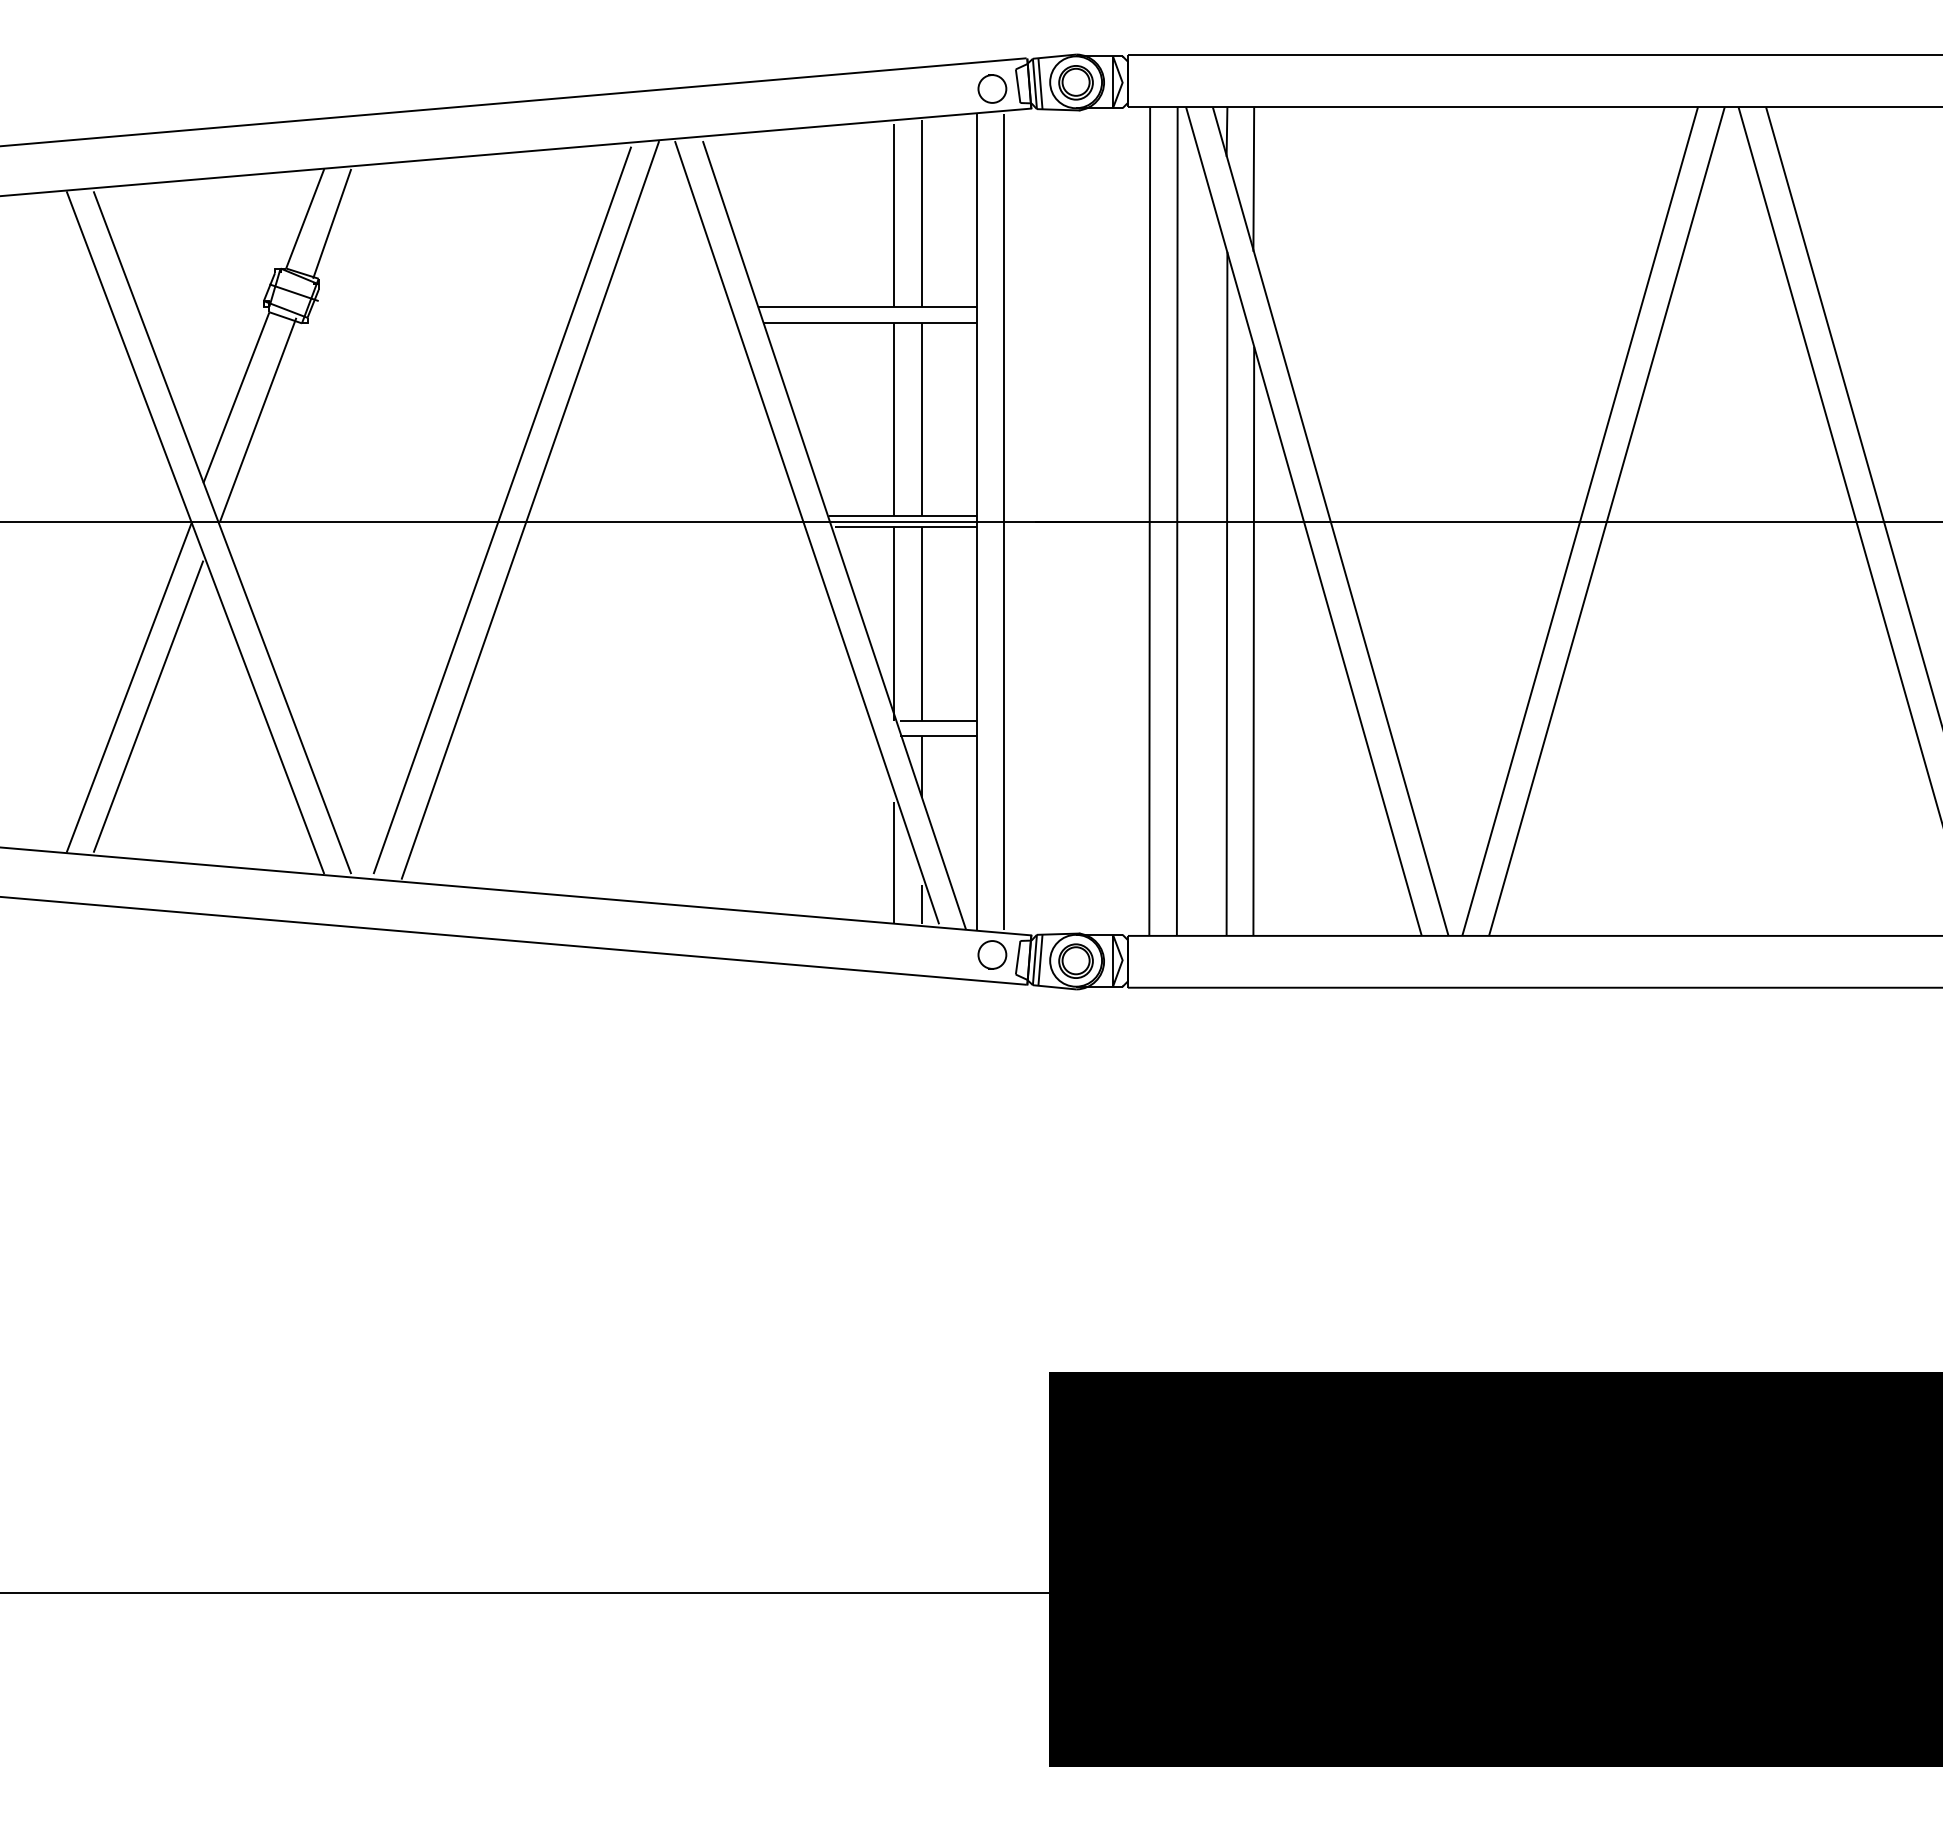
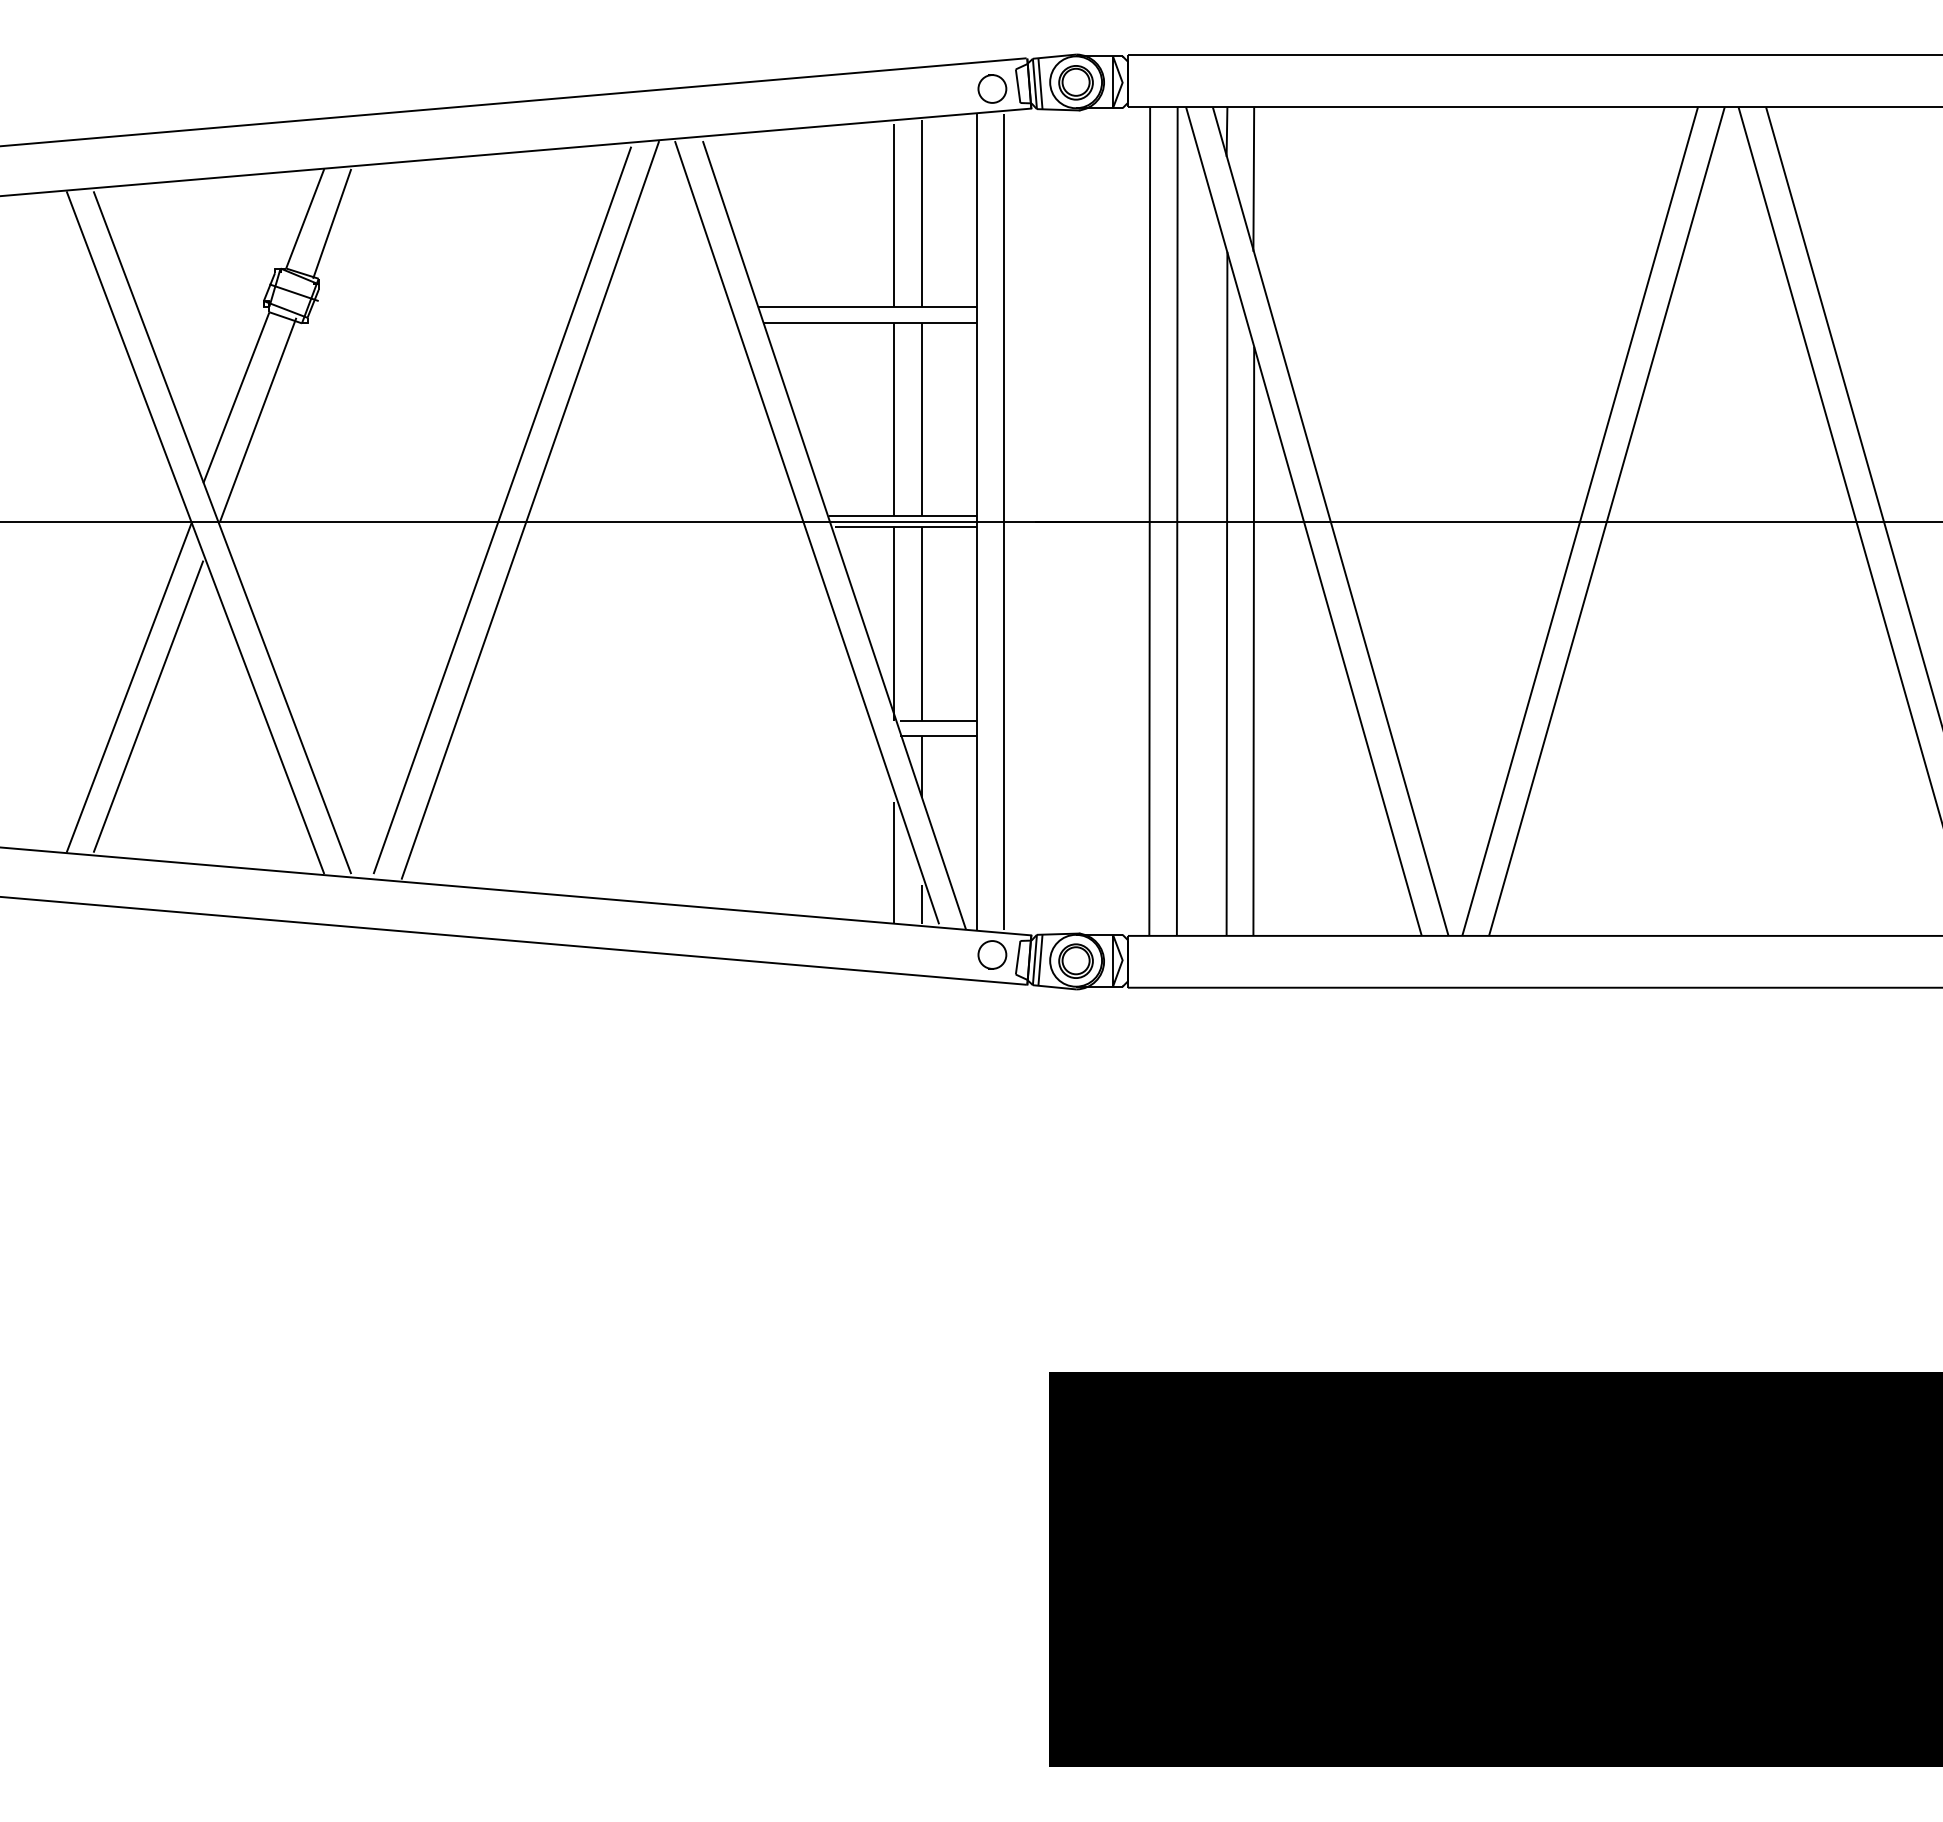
line: present -> none (573, 1592)
